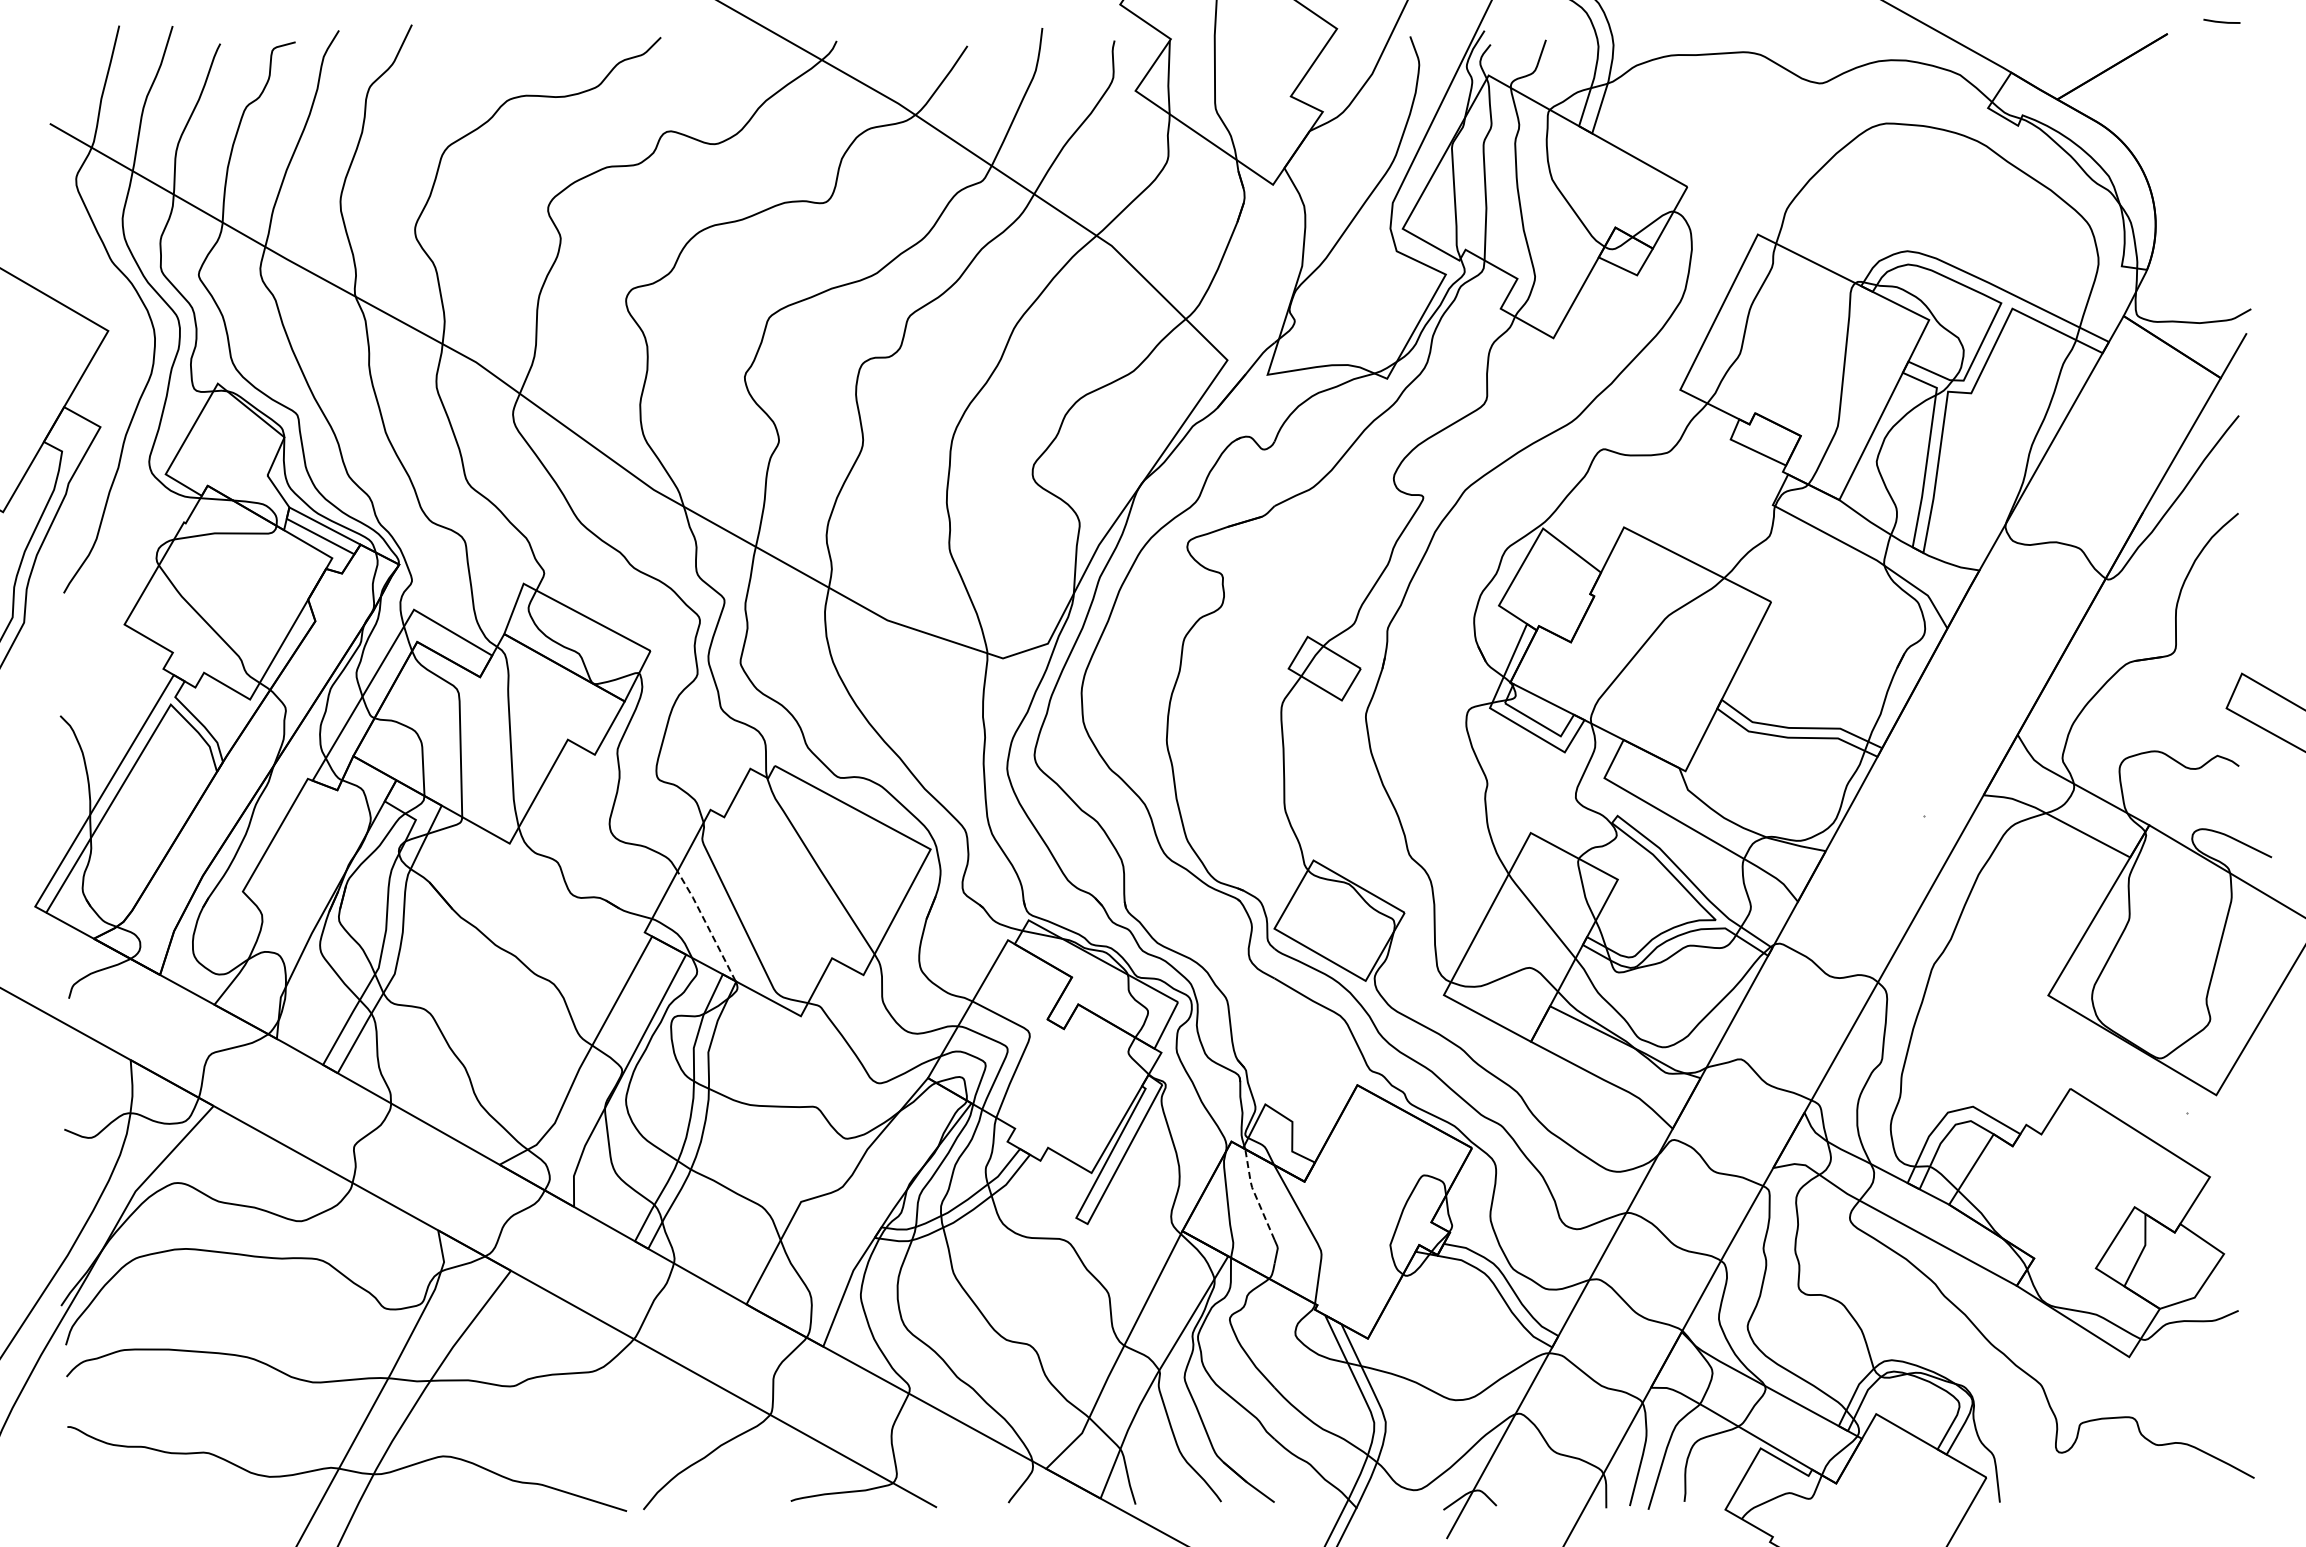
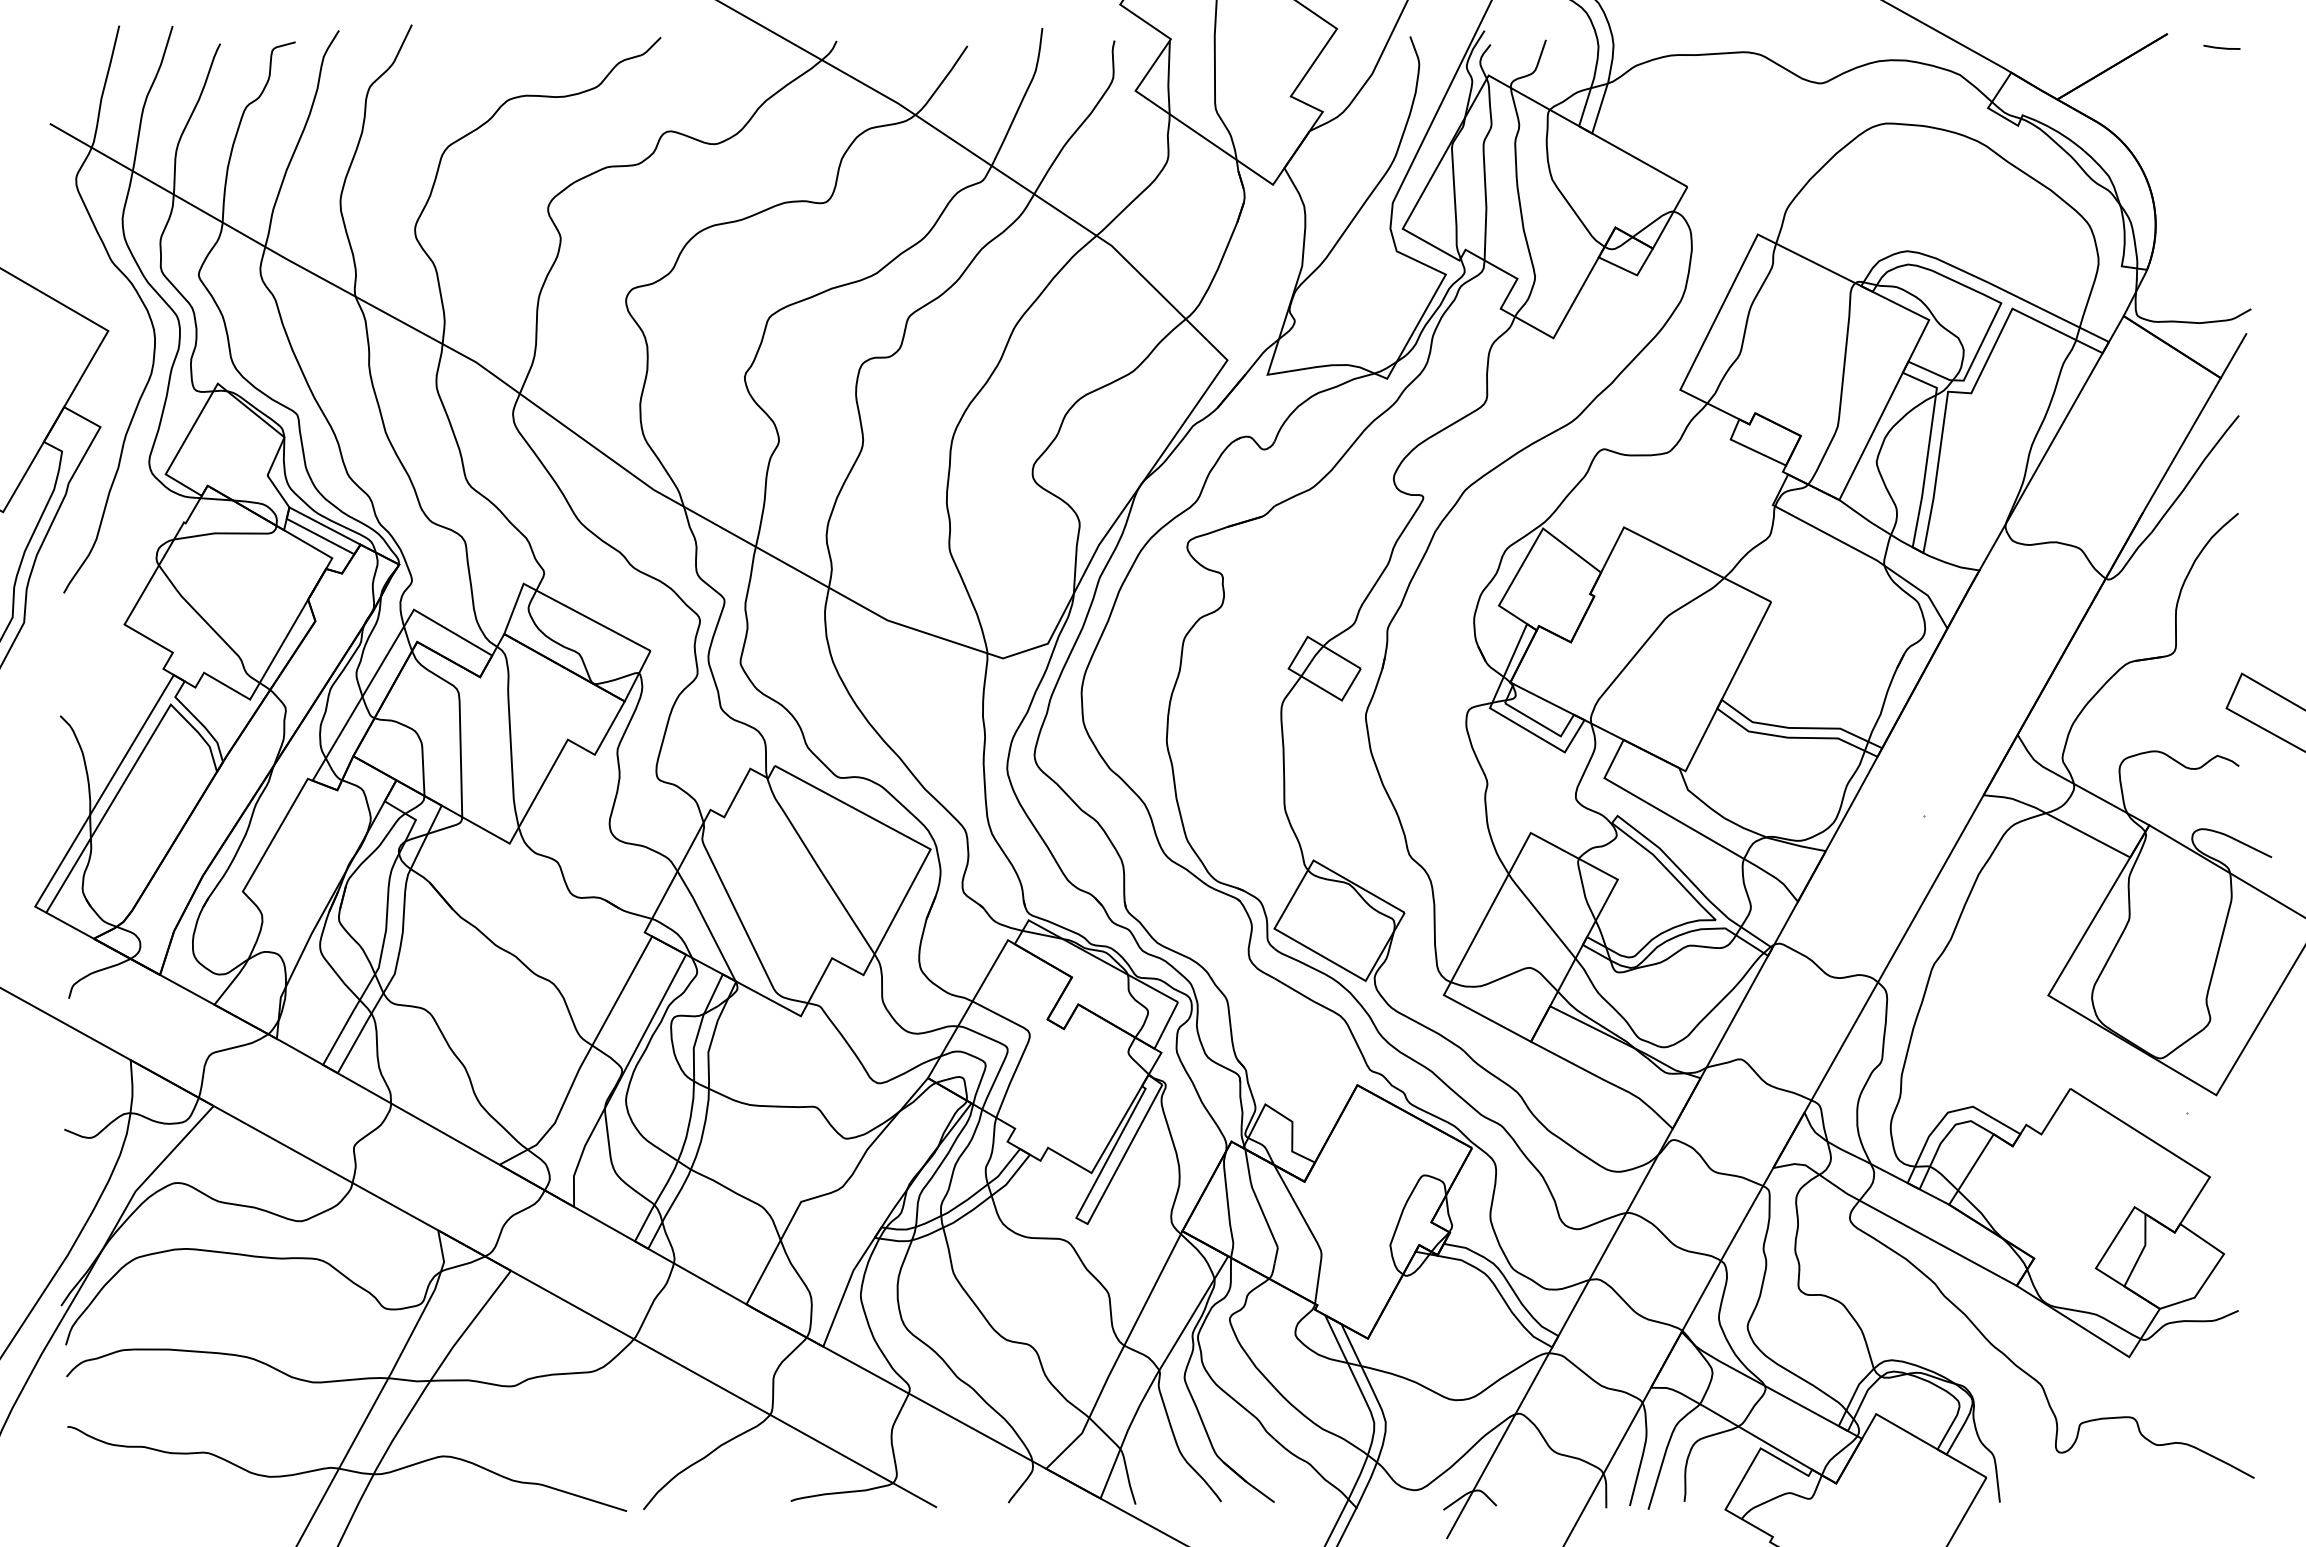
line position: (2221, 21) -> (2221, 47) (2221, 47)
line: dashed -> solid (706, 924)
line: dashed -> solid (1255, 1194)
